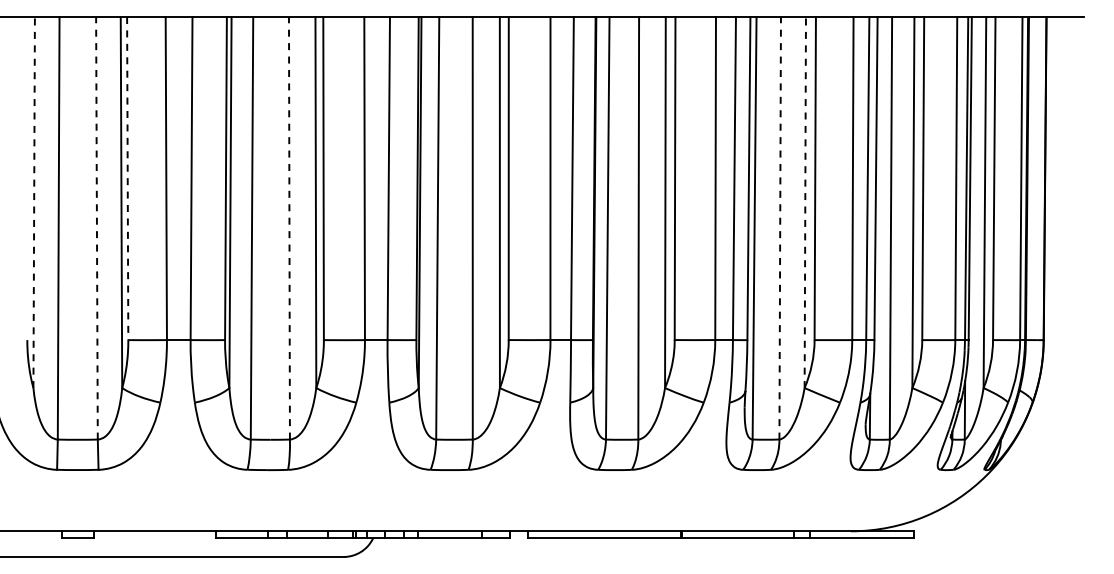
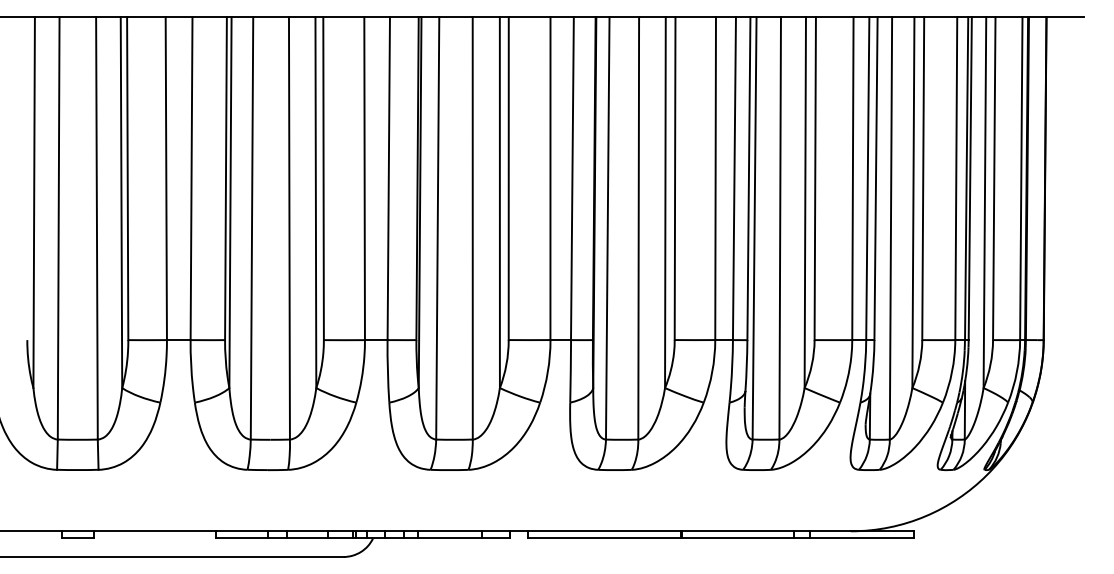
line: dashed -> solid (127, 178)
line: dashed -> solid (34, 202)
line: dashed -> solid (805, 202)
line: dashed -> solid (96, 227)
line: dashed -> solid (289, 227)
line: dashed -> solid (780, 227)
